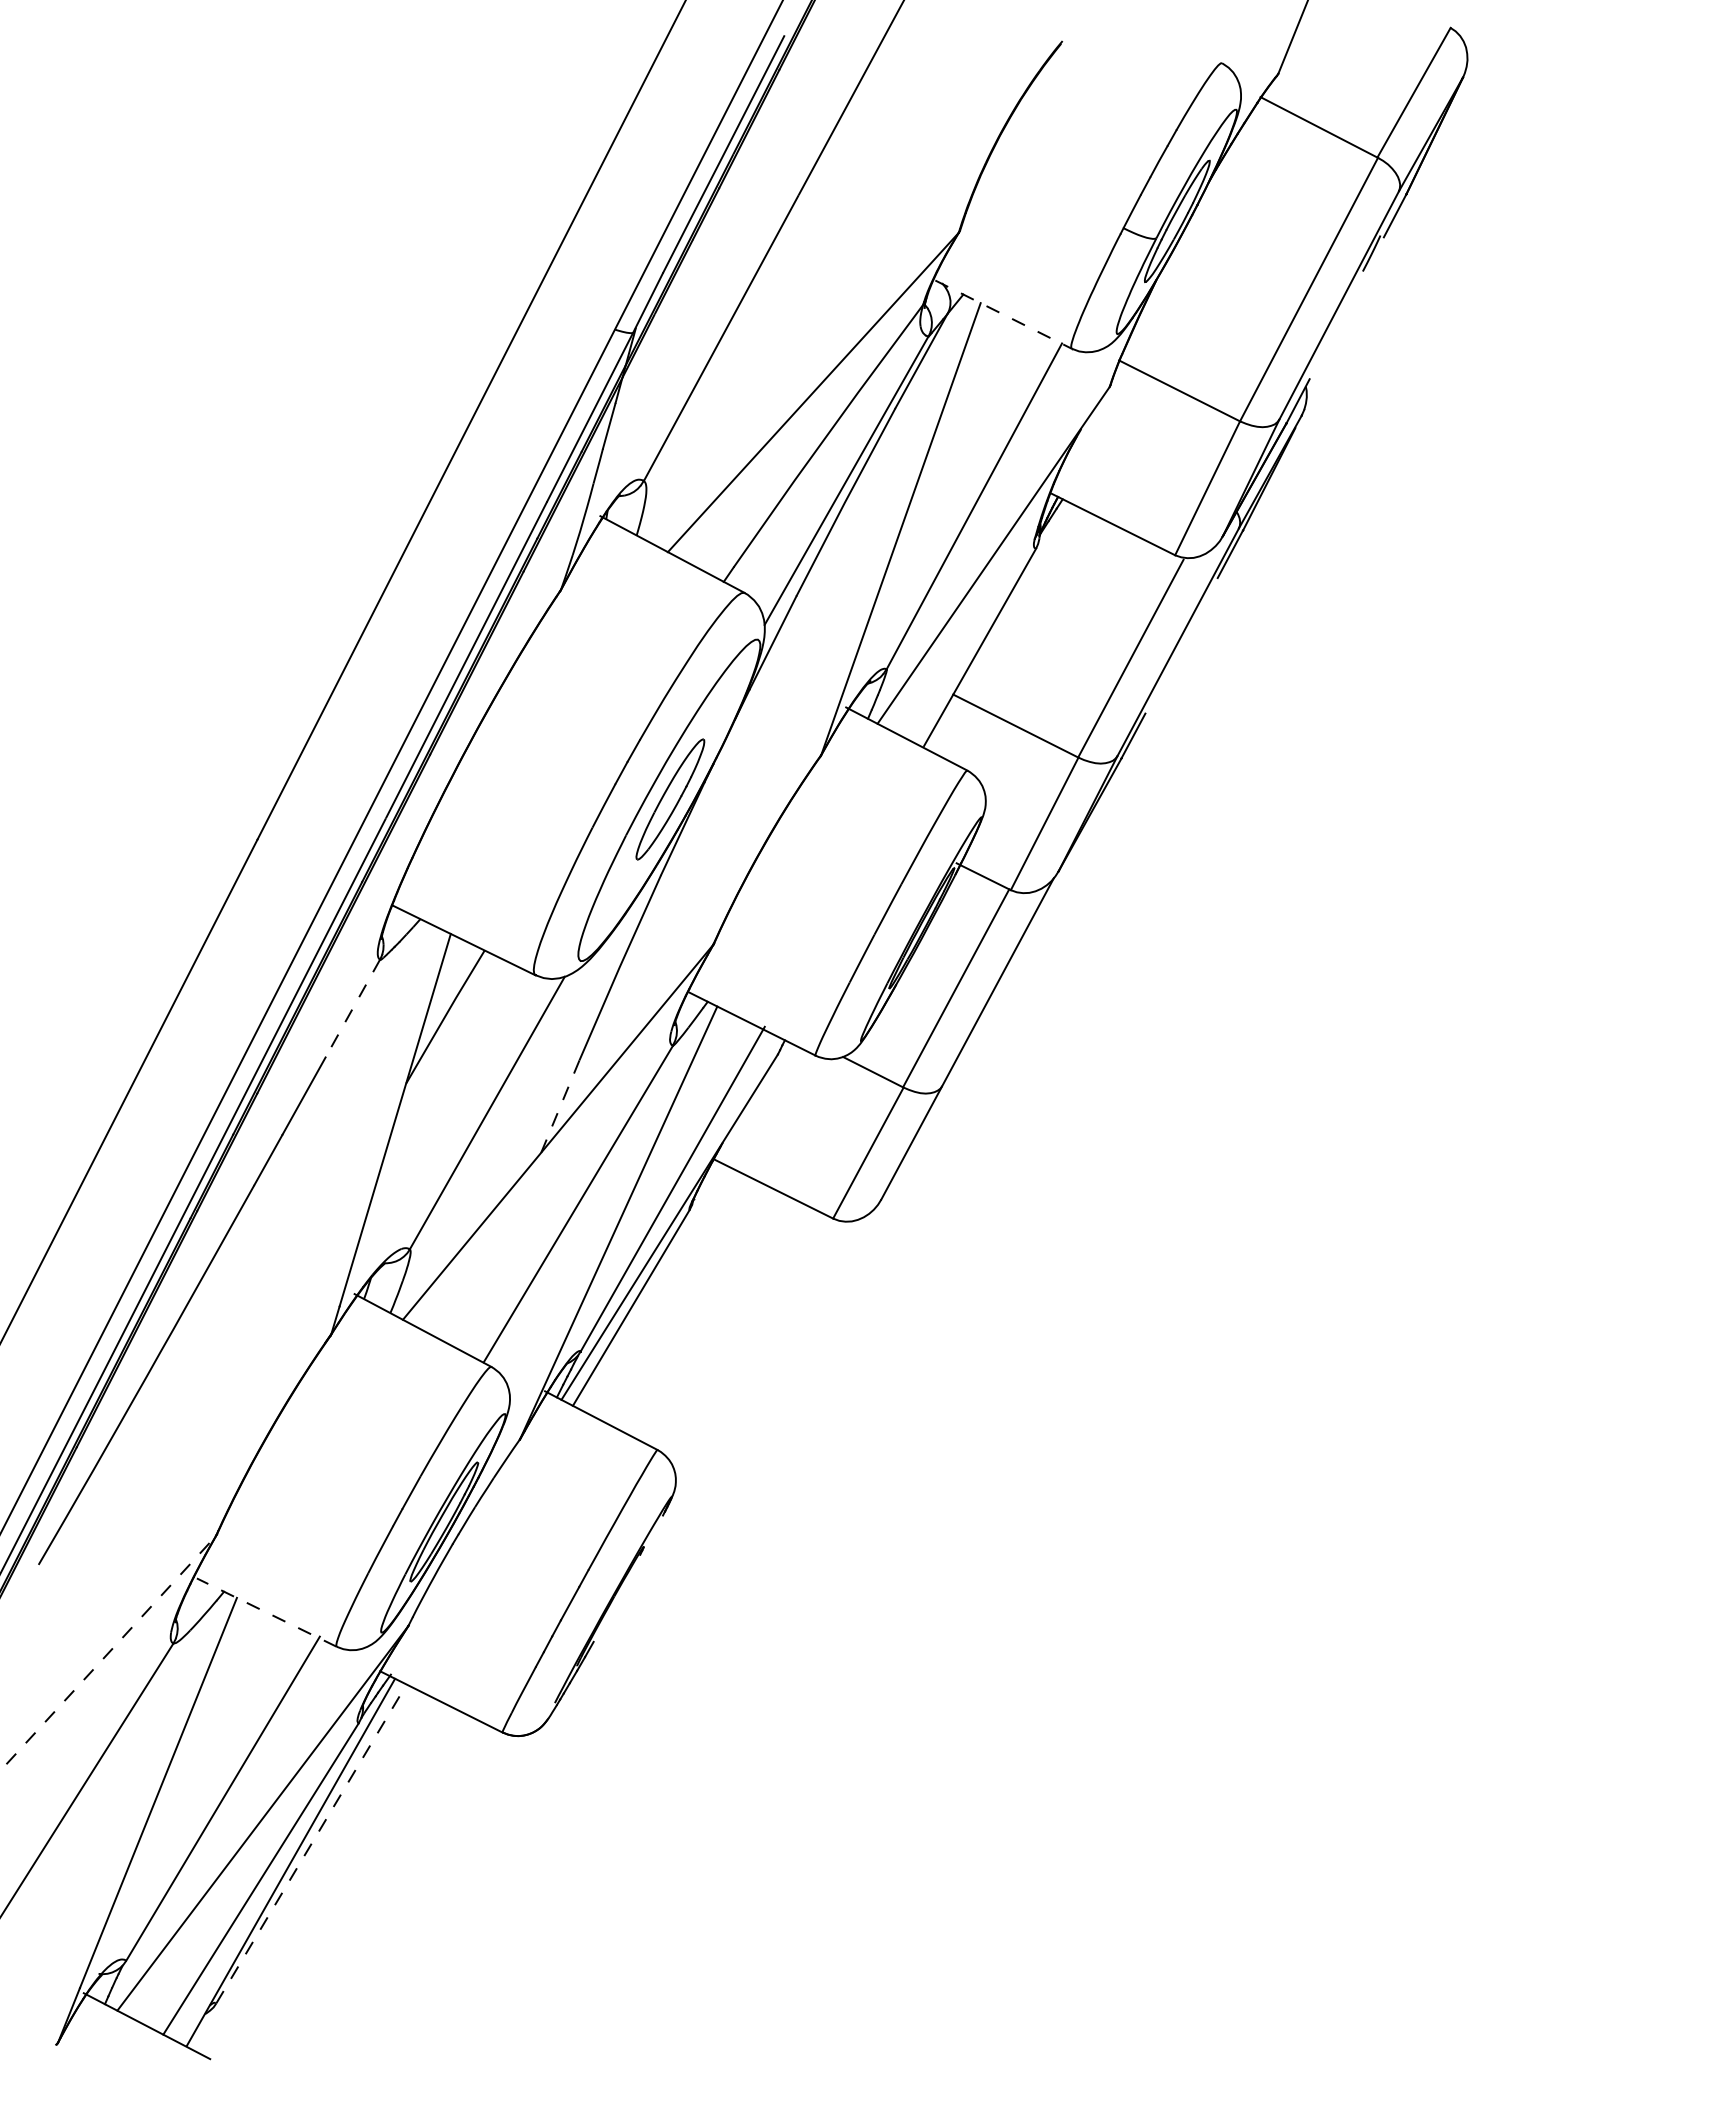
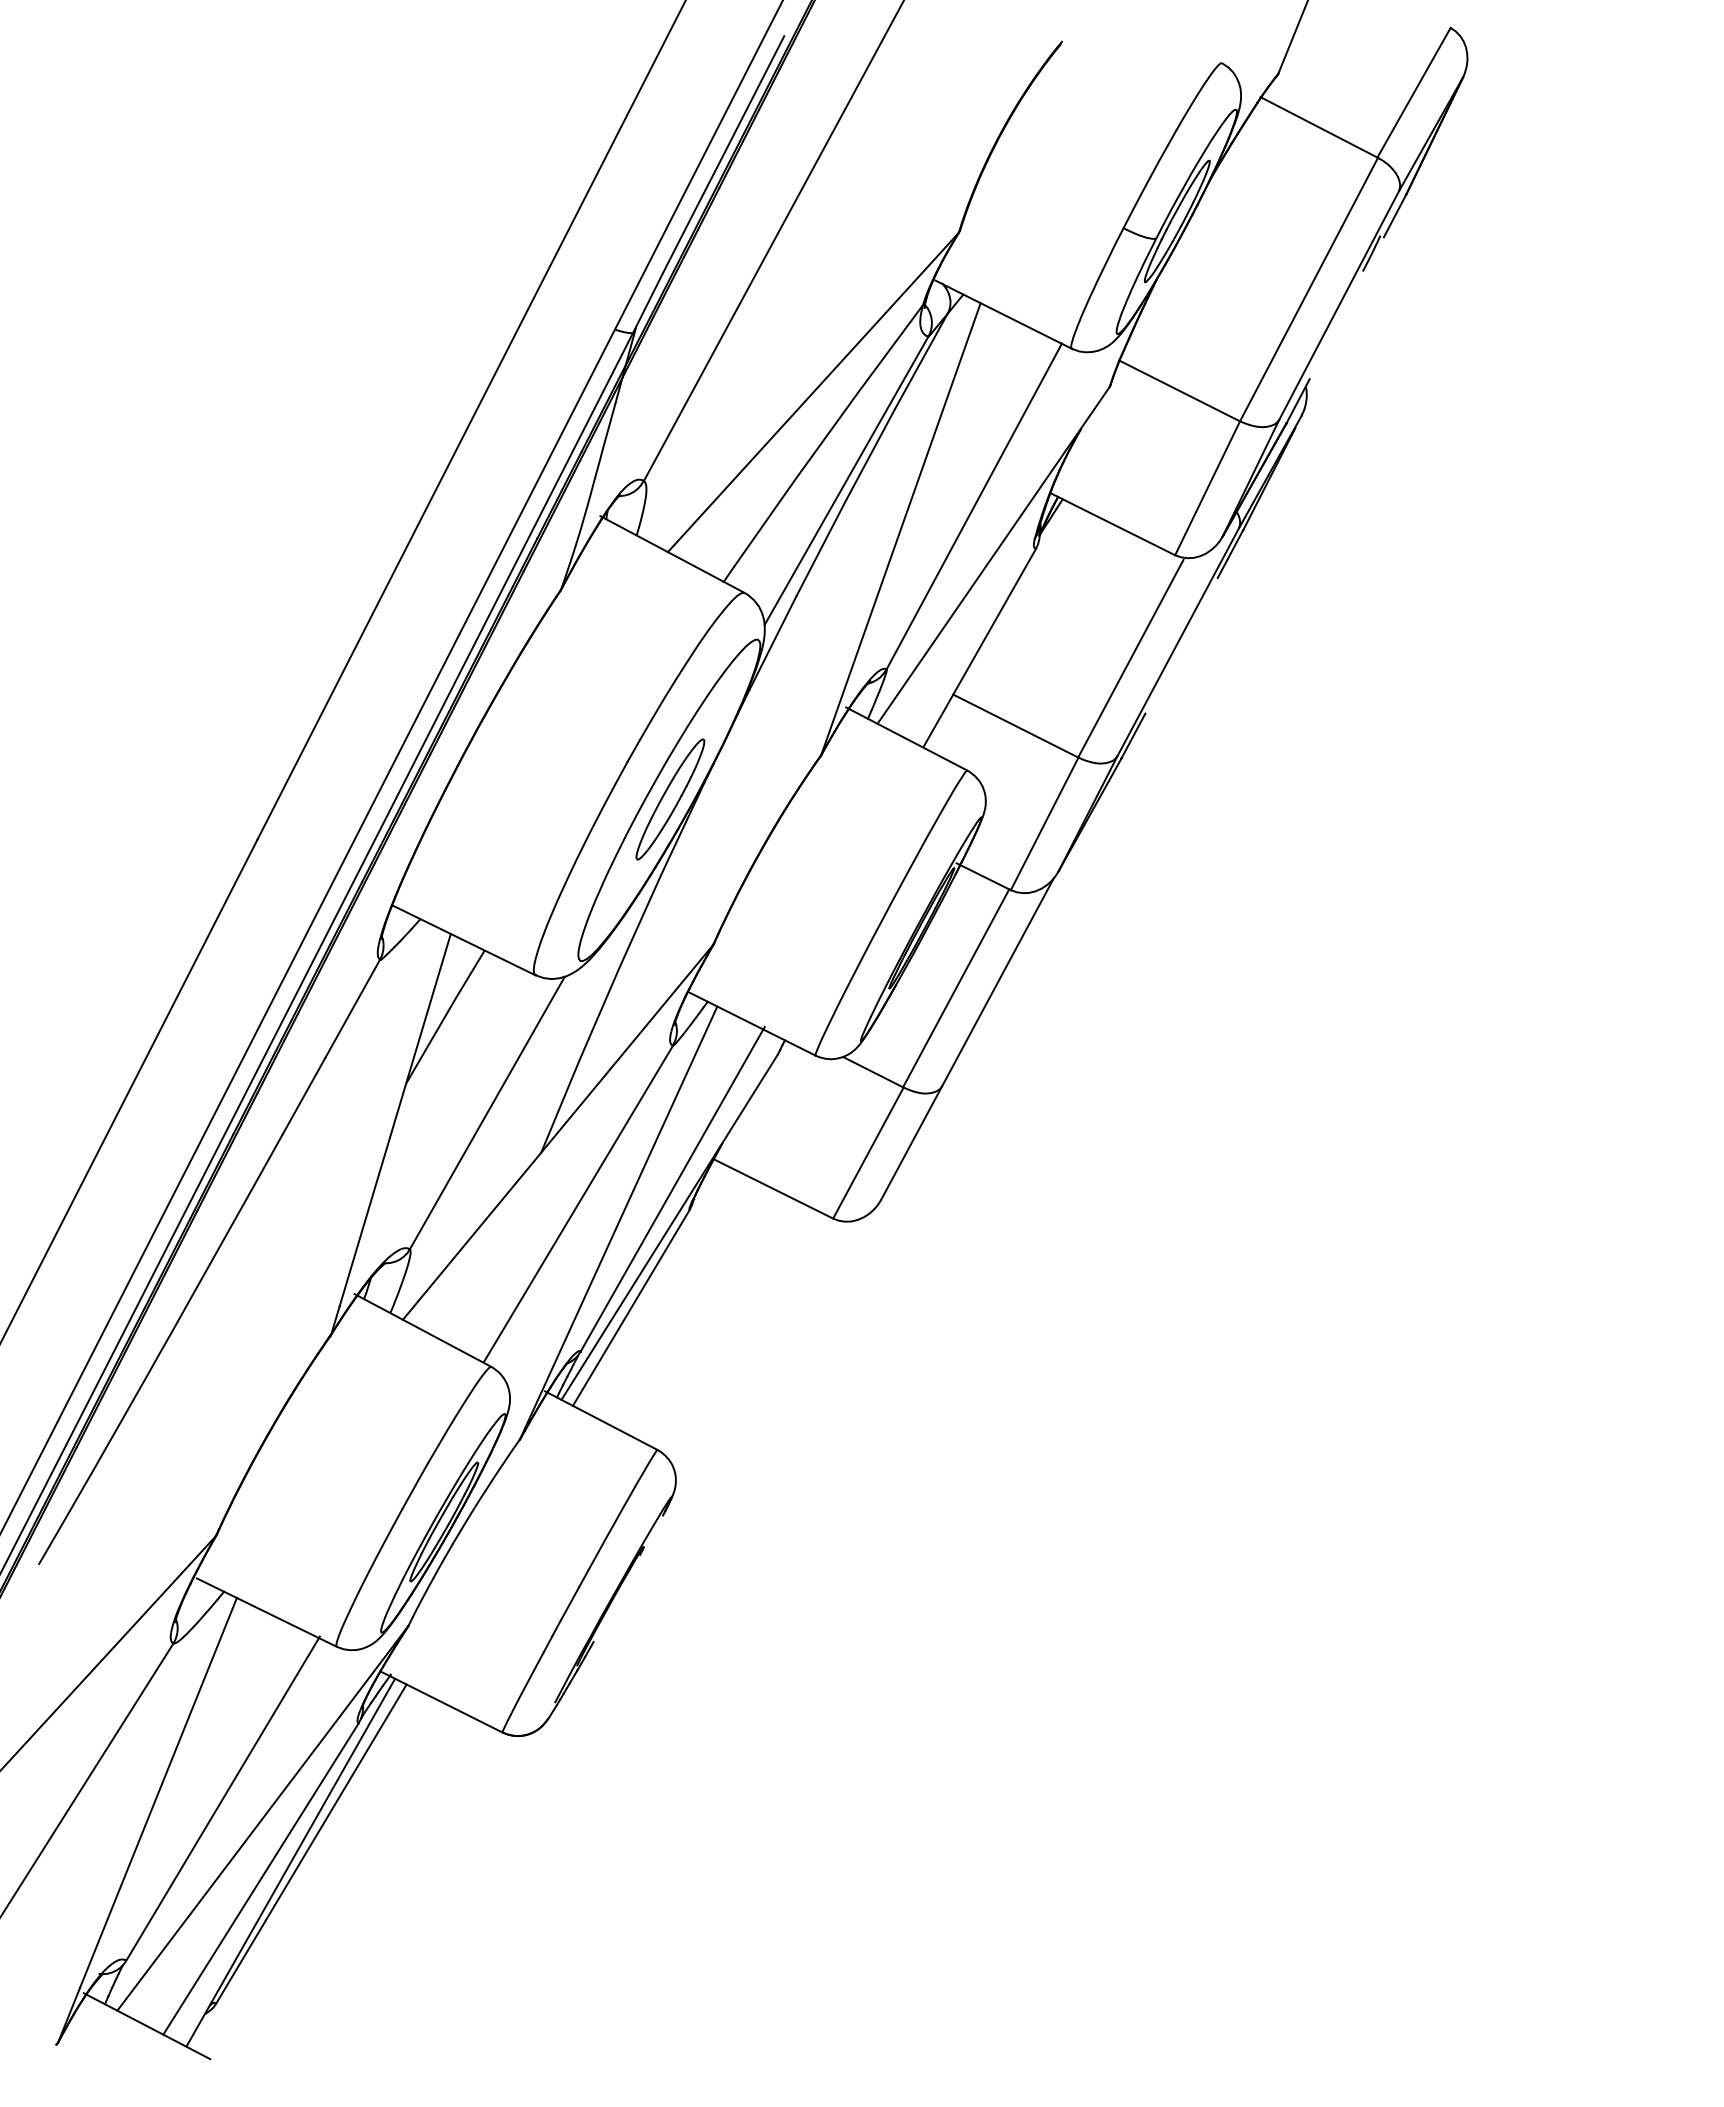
line: dashed -> solid (1004, 314)
line: dashed -> solid (352, 1008)
line: dashed -> solid (560, 1106)
line: dashed -> solid (266, 1612)
line: dashed -> solid (108, 1653)
line: dashed -> solid (311, 1843)
